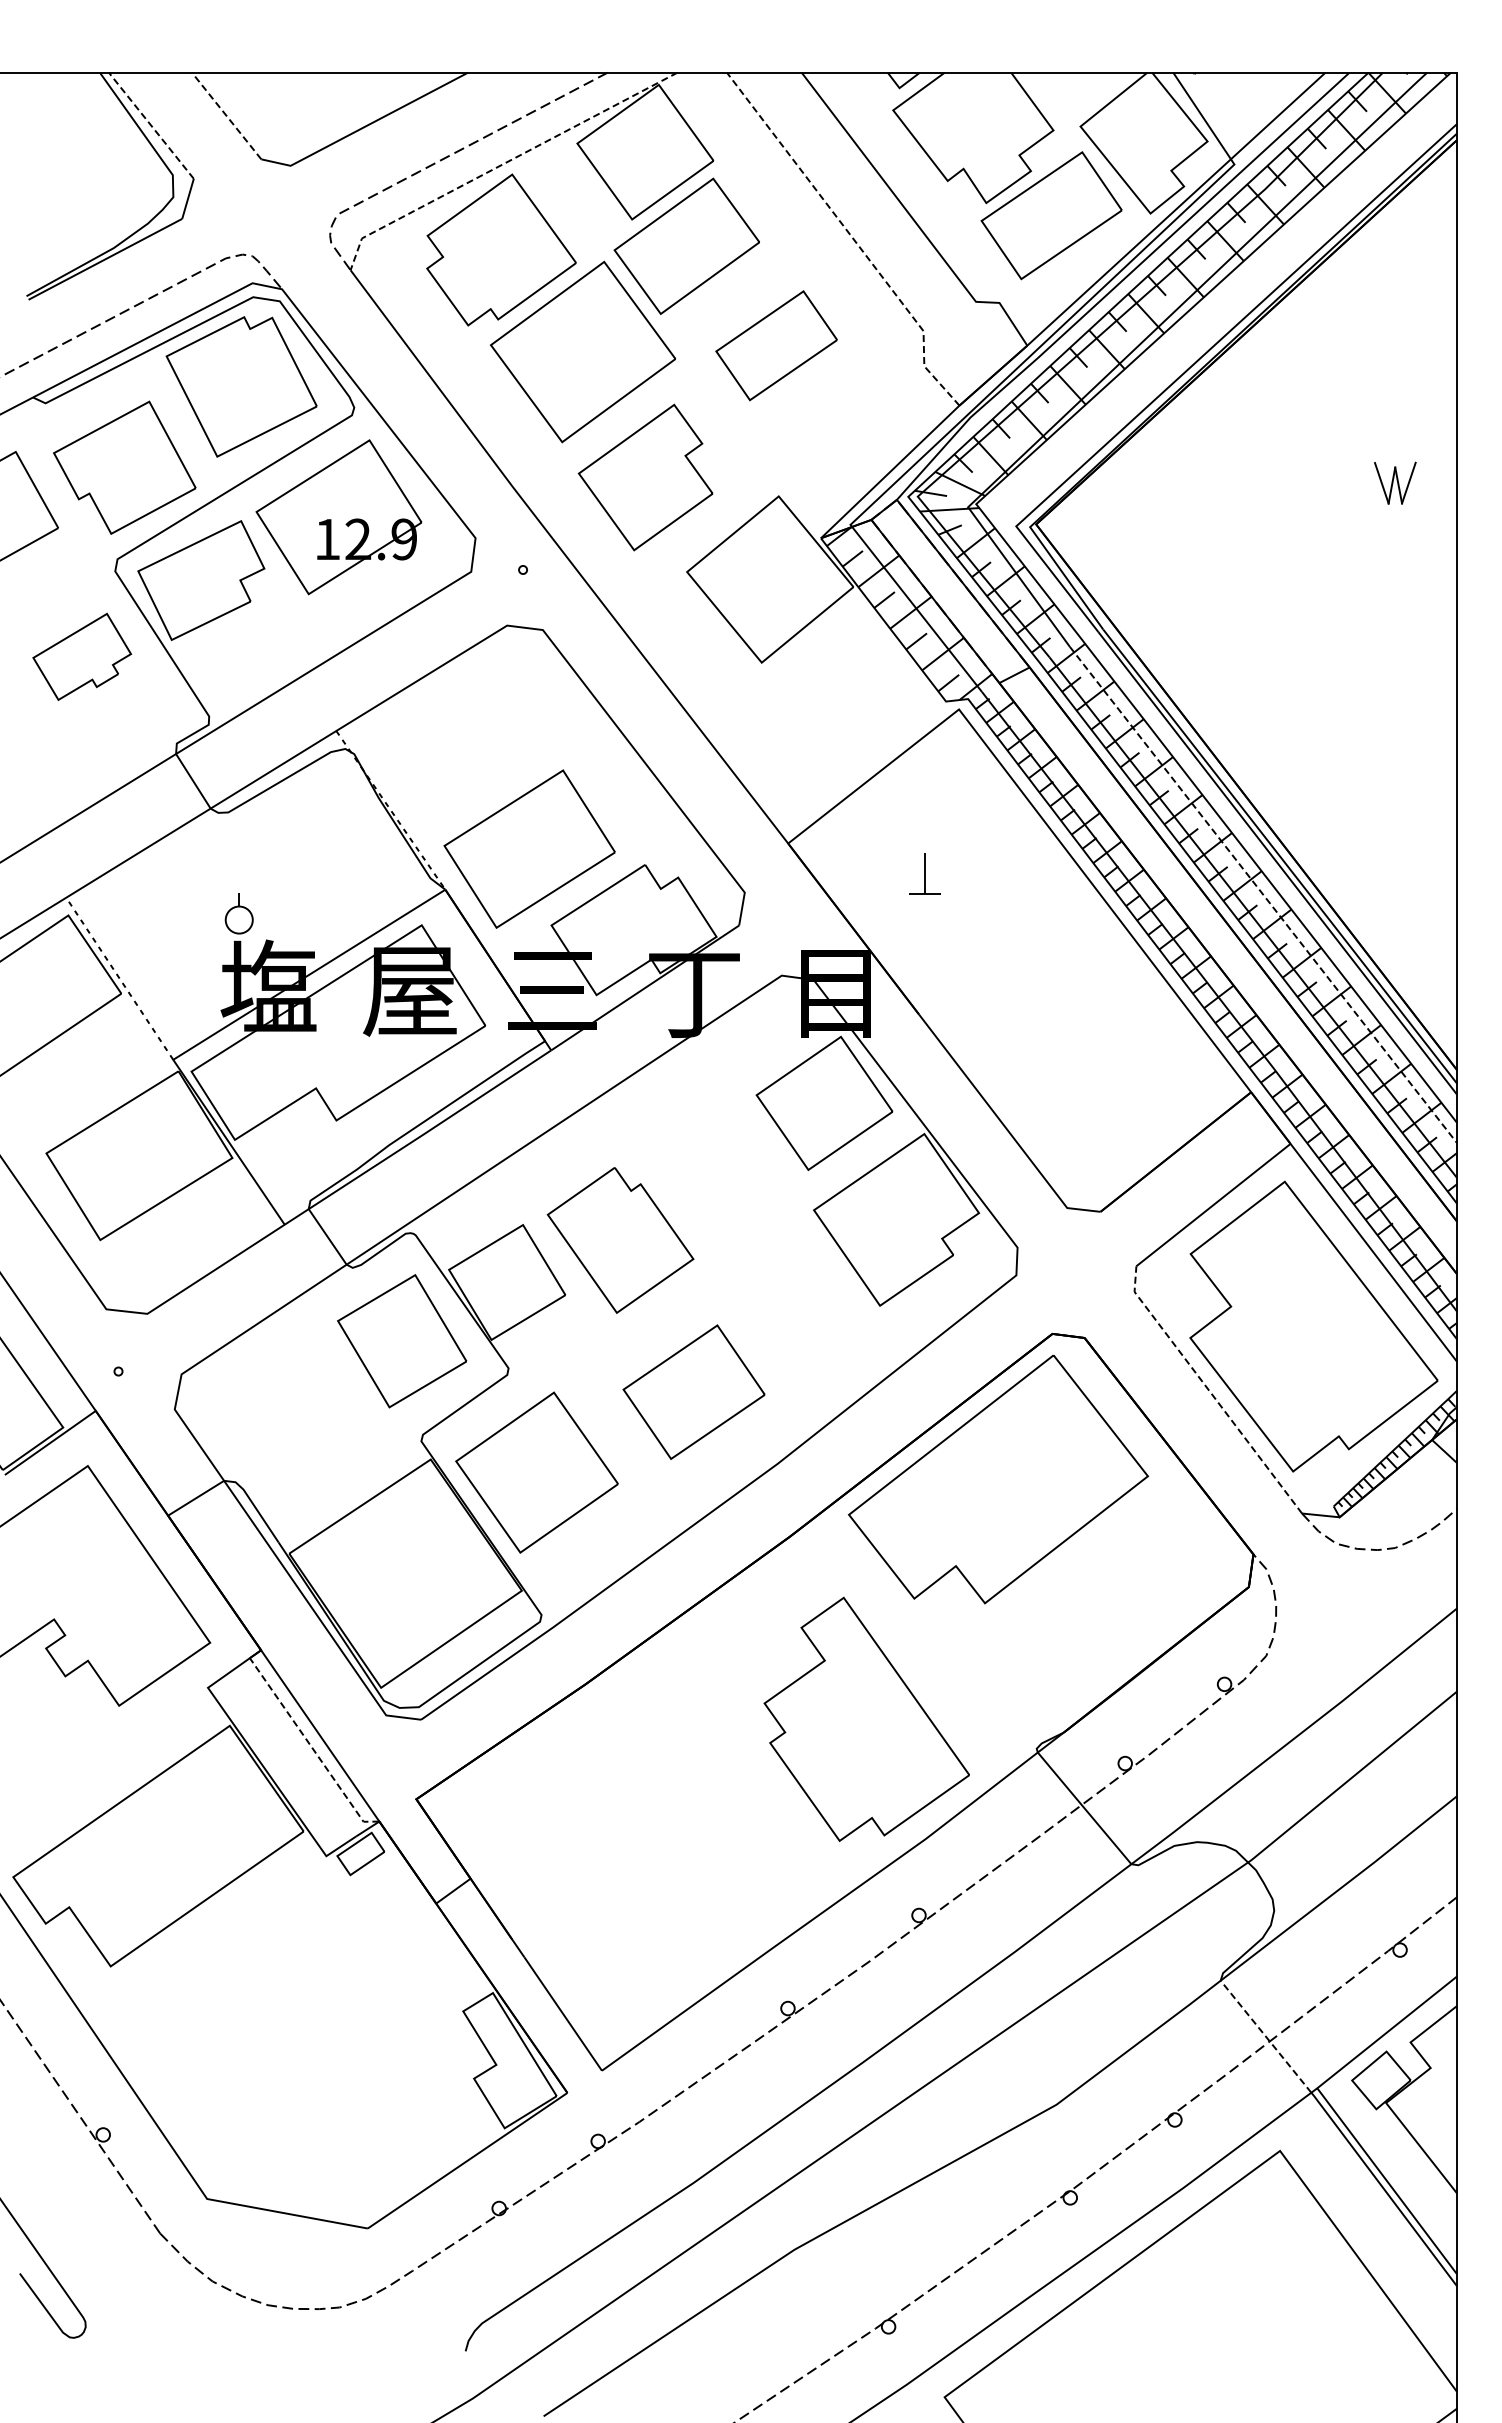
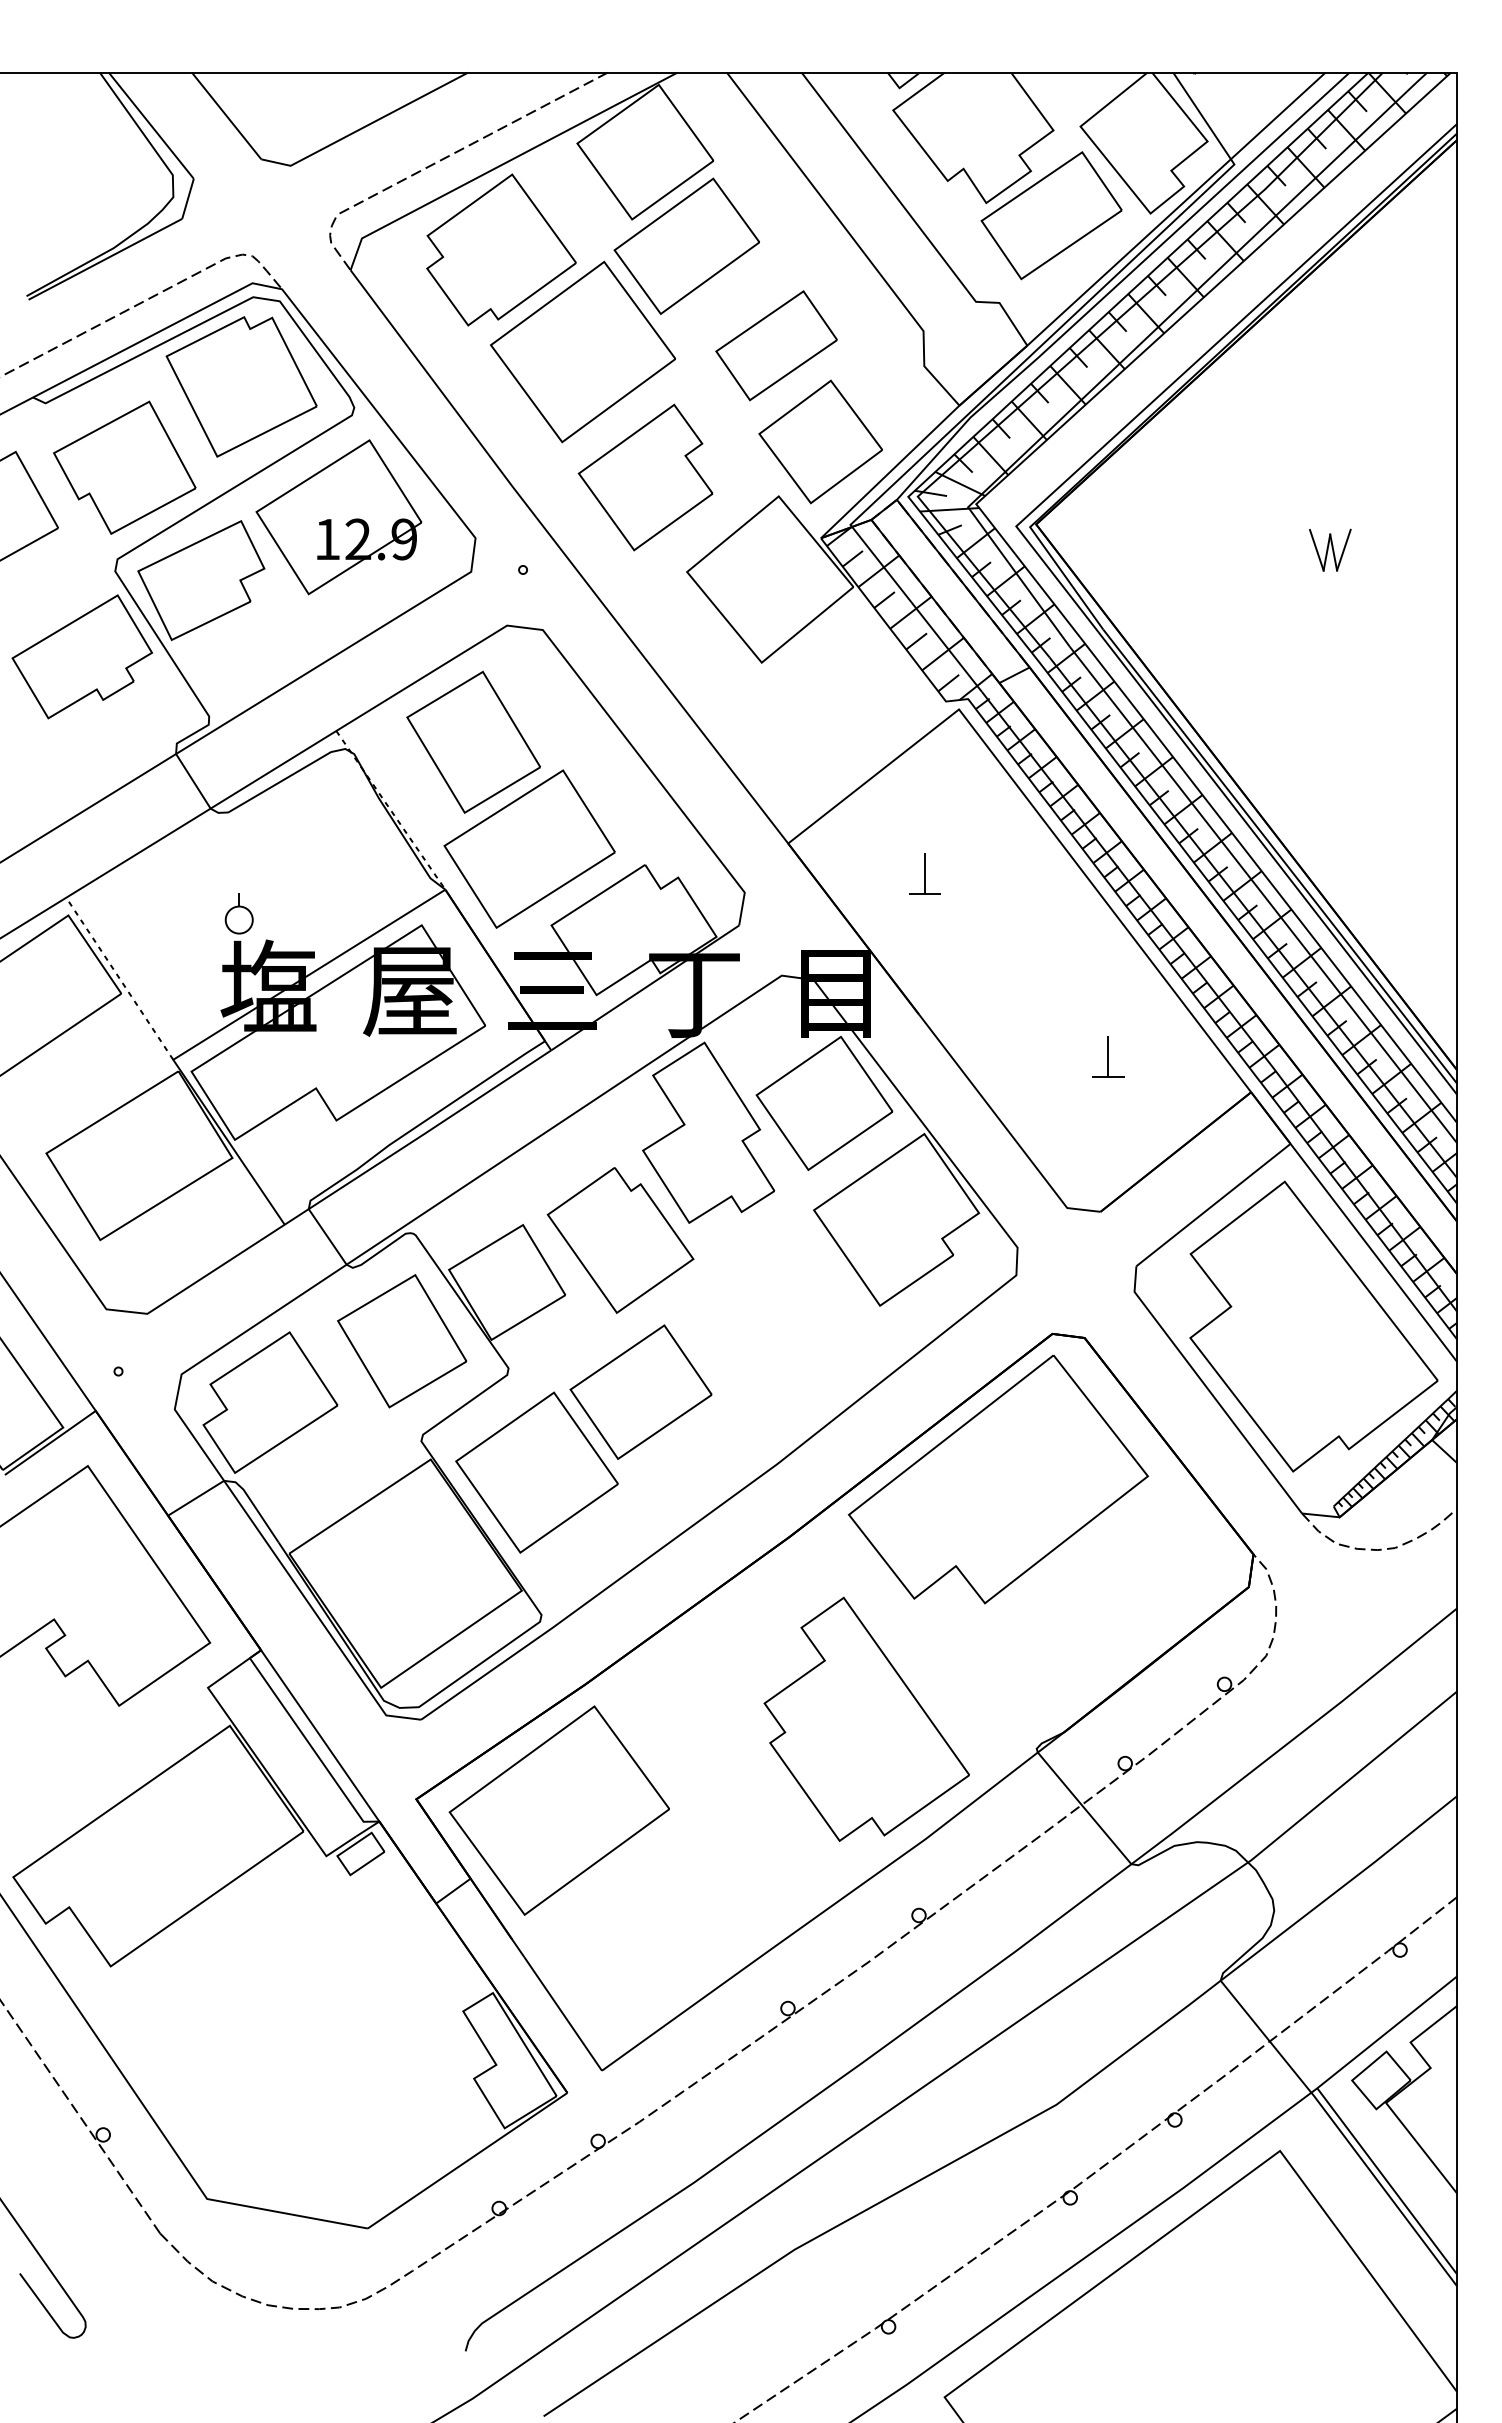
line: dashed -> solid (226, 116)
line: dashed -> solid (151, 125)
line: dashed -> solid (504, 163)
line: dashed -> solid (852, 238)
part: none -> present (820, 441)
part position: (1395, 482) -> (1330, 549) (1330, 549)
part size: 101x89 px -> 142x126 px (81, 656)
part: none -> present (473, 741)
line: dashed -> solid (1263, 894)
part: none -> present (1108, 1056)
part: none -> present (708, 1132)
part position: (693, 1391) -> (640, 1391) (640, 1391)
line: dashed -> solid (1209, 1391)
part: none -> present (270, 1402)
line: dashed -> solid (311, 1746)
part: none -> present (558, 1810)
line: dashed -> solid (1266, 2036)
